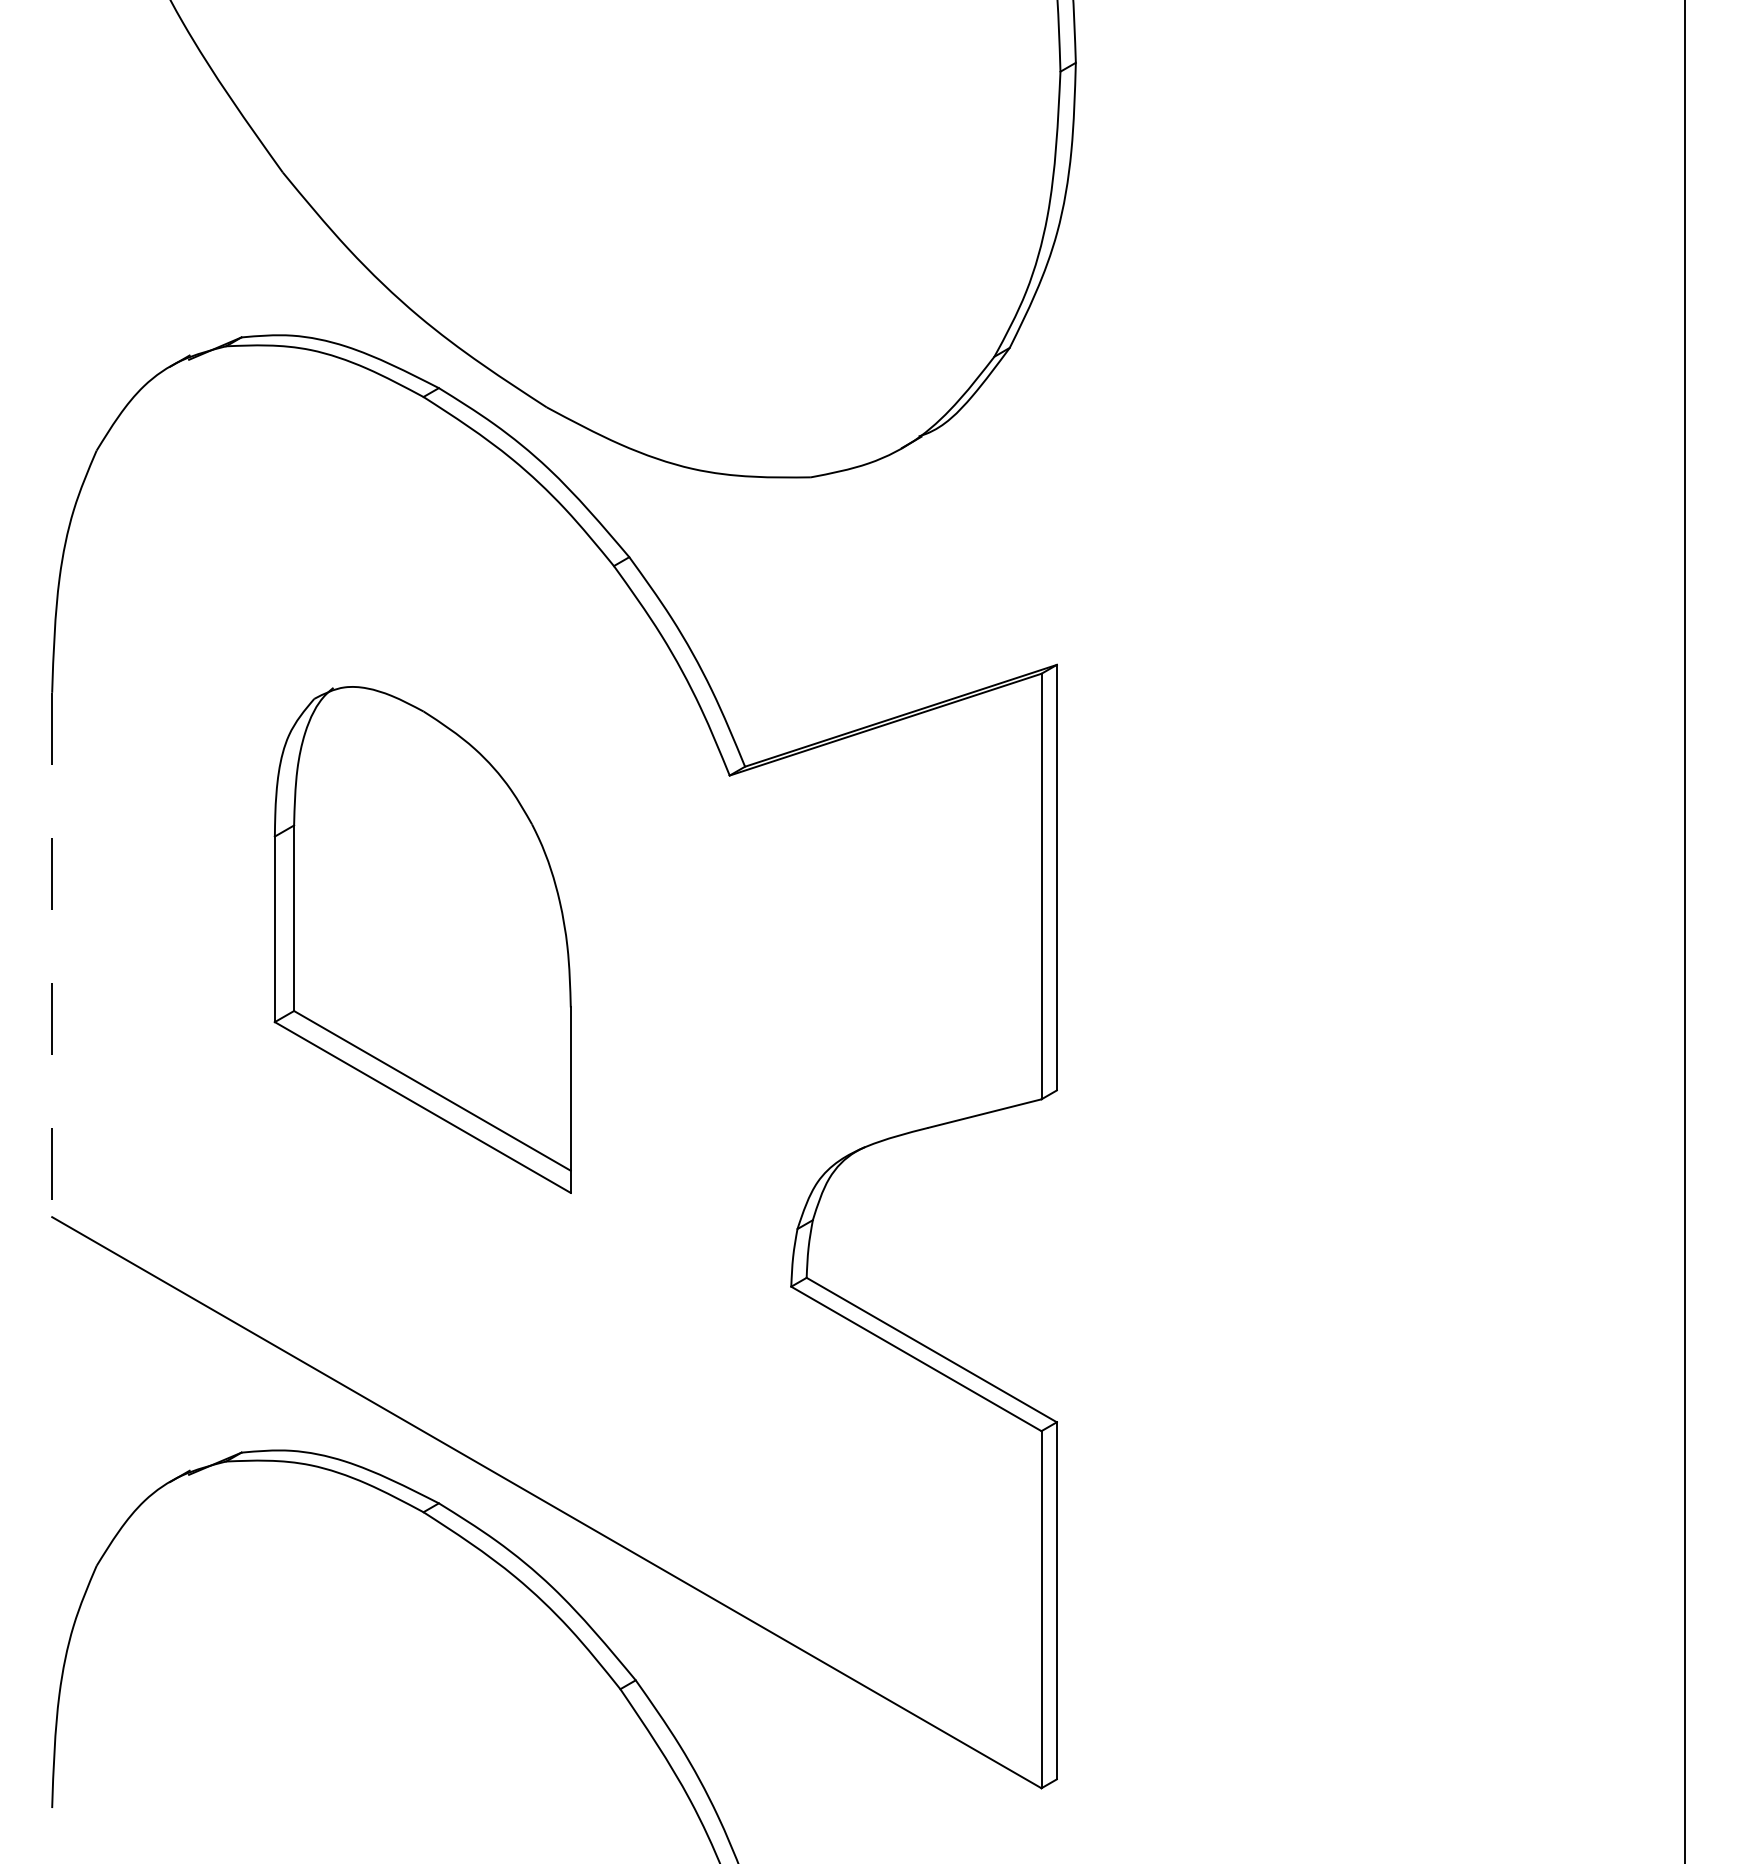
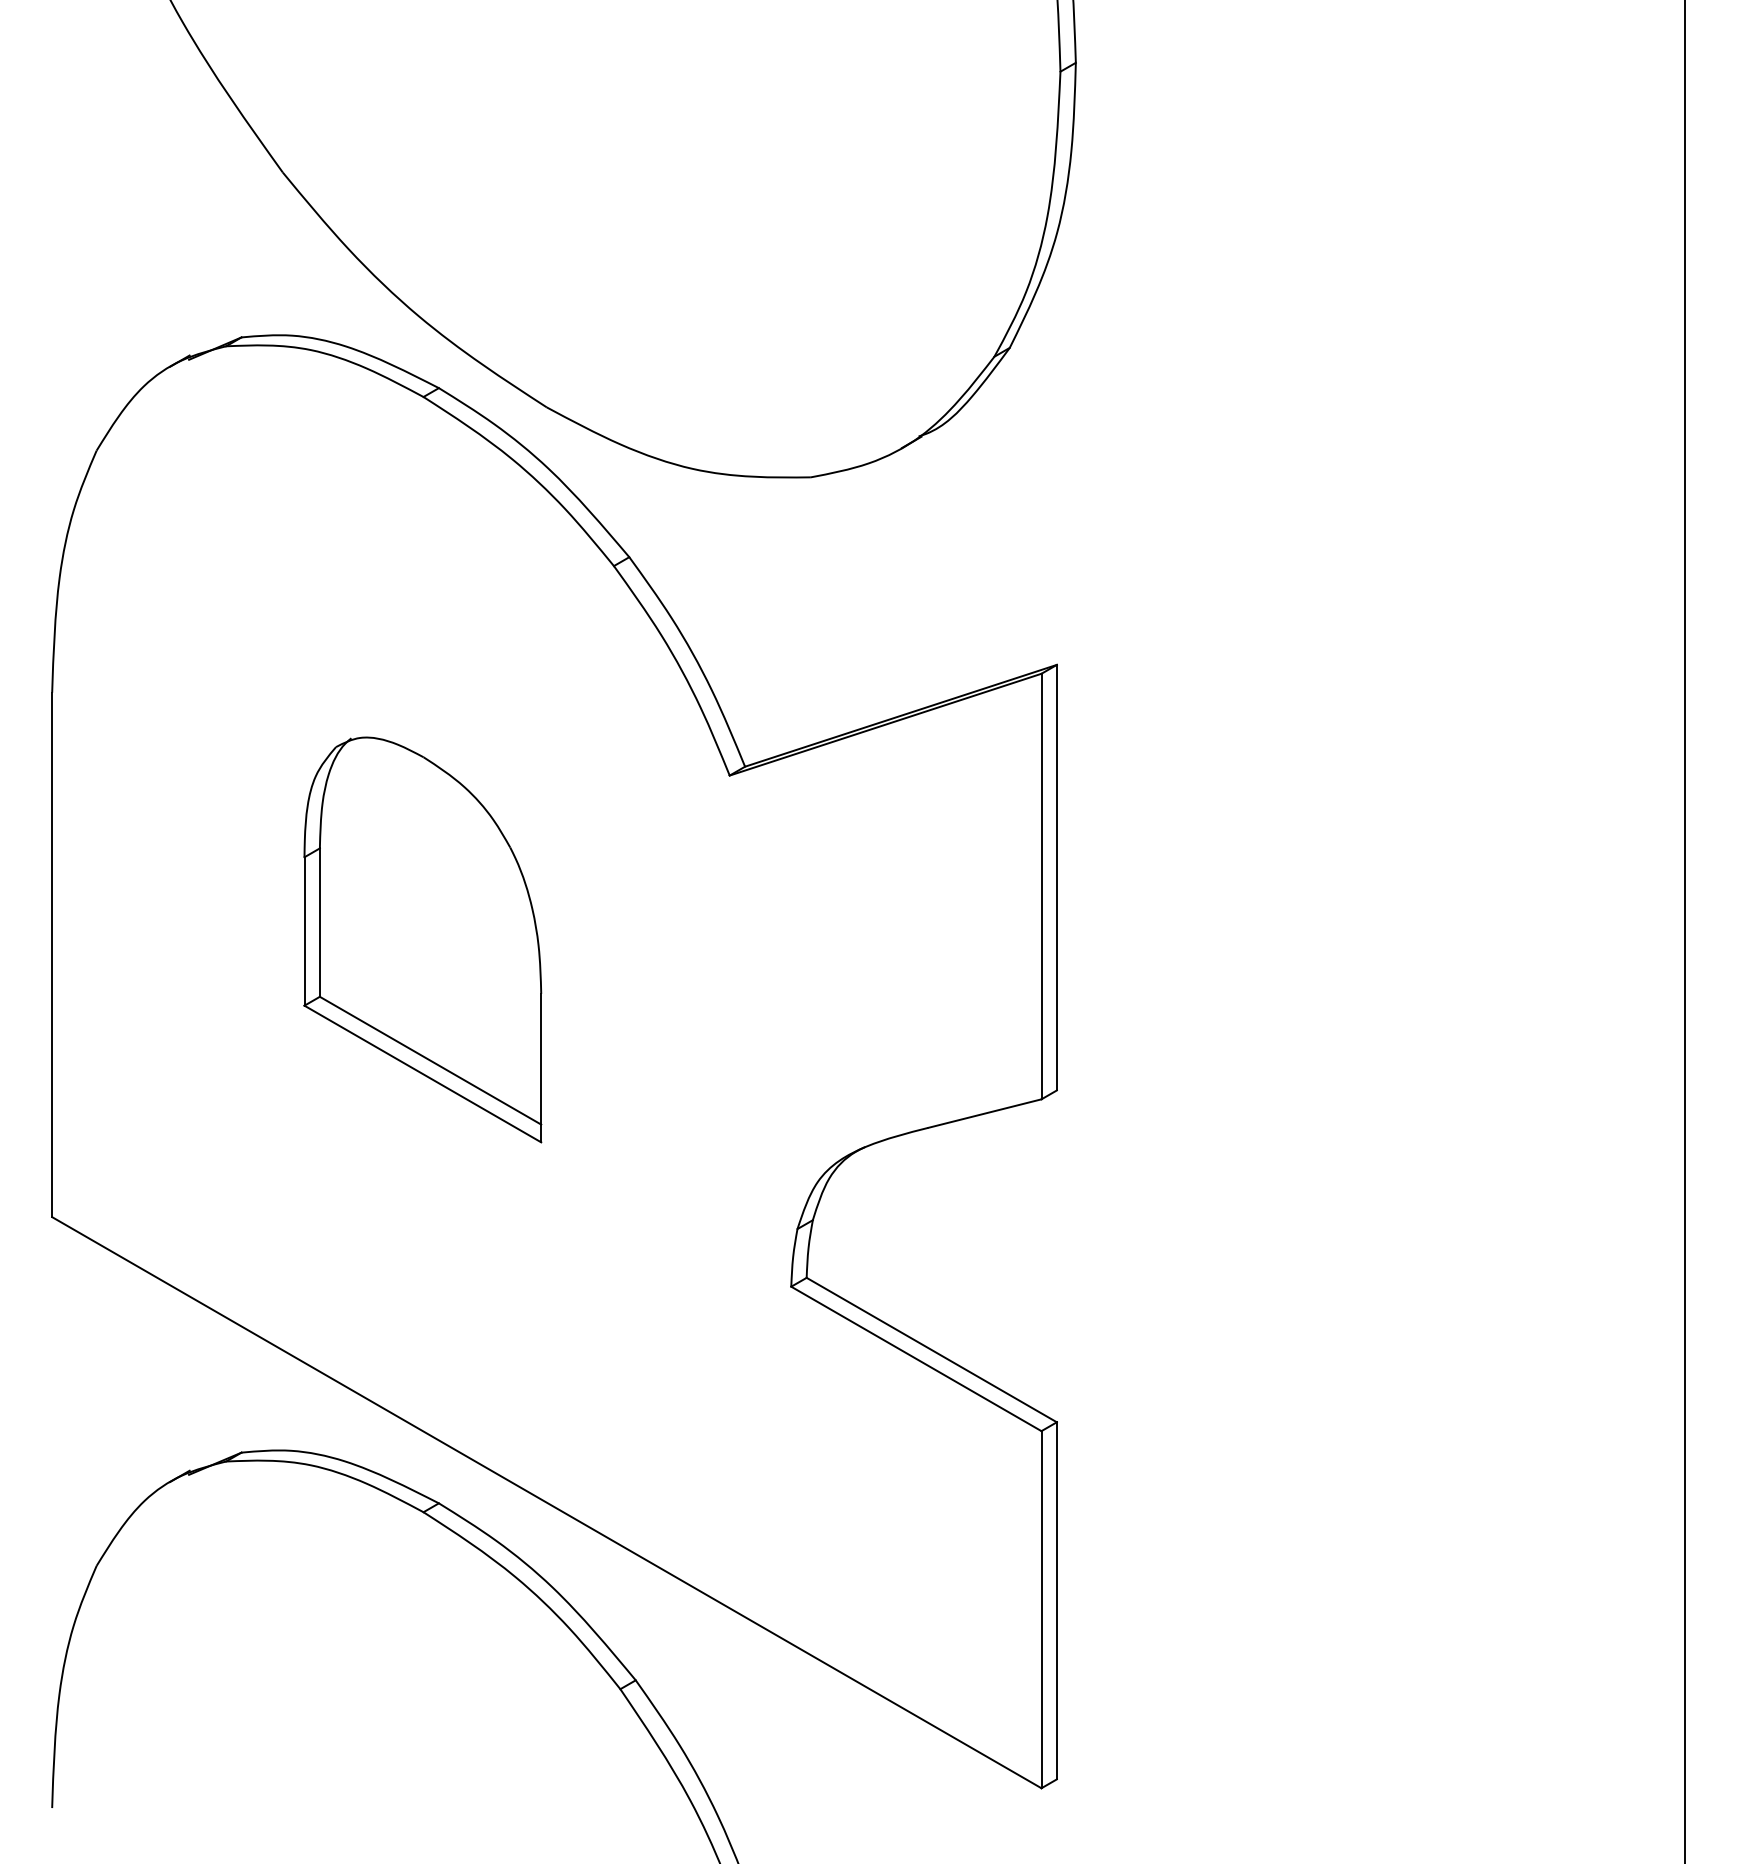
part size: 299x508 px -> 240x408 px (422, 939)
line: dashed -> solid (52, 955)
